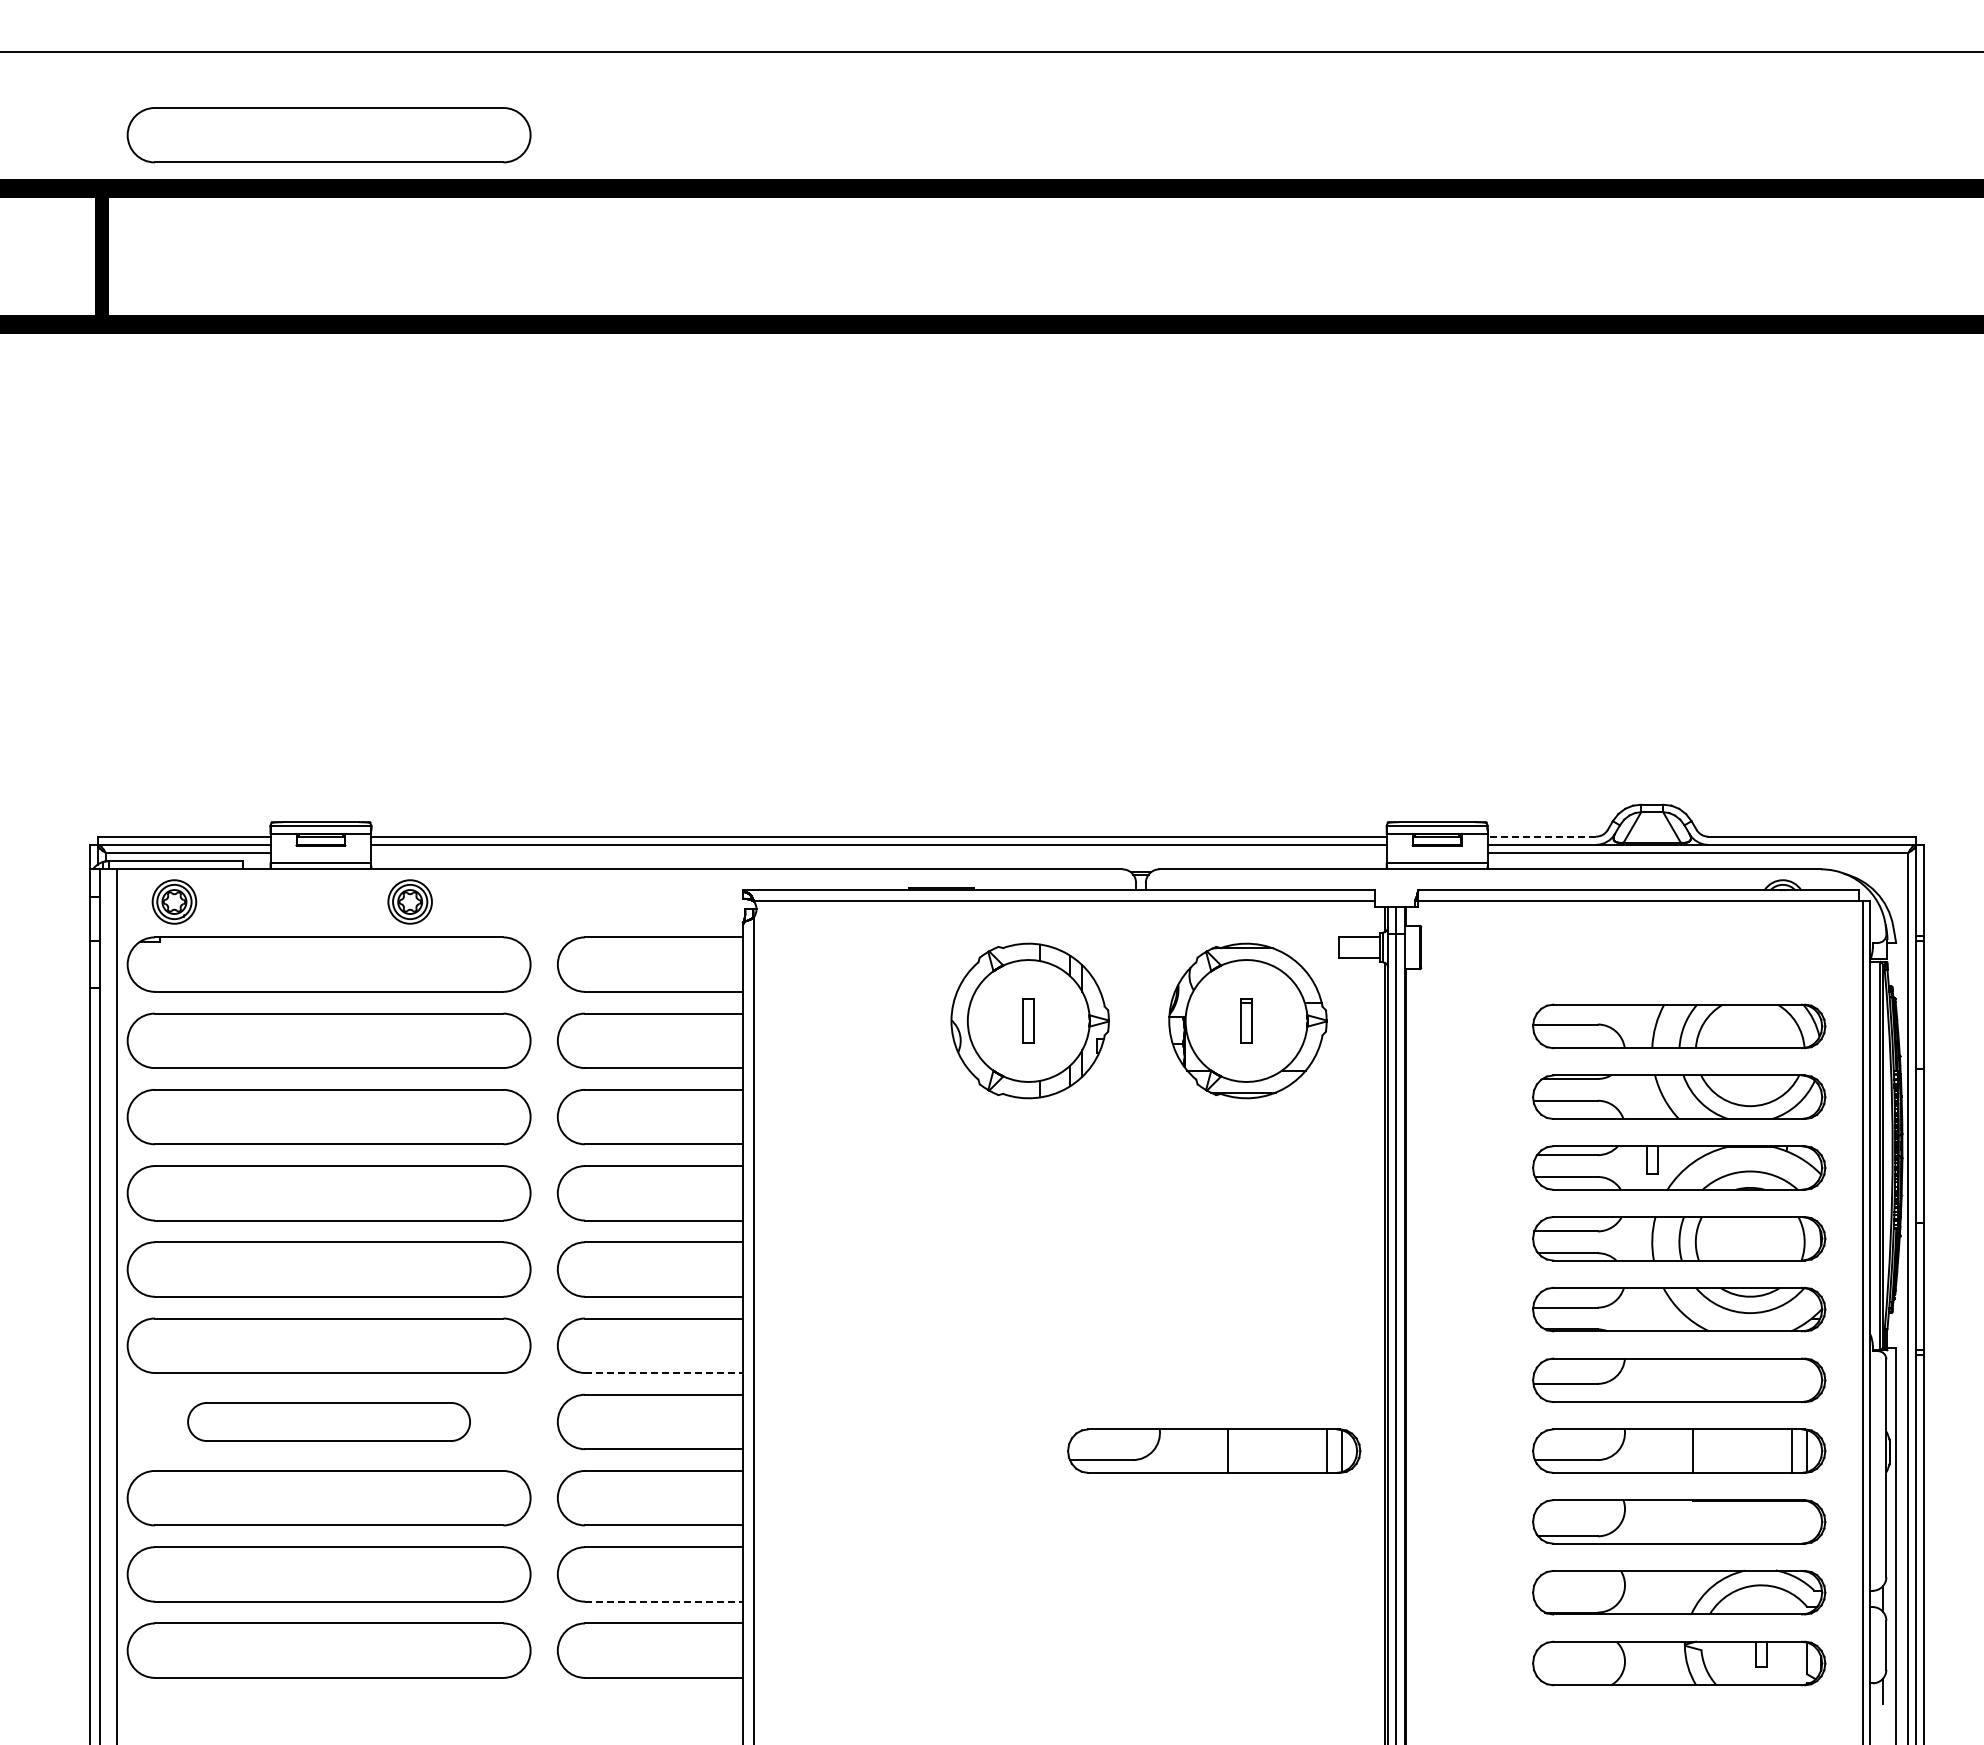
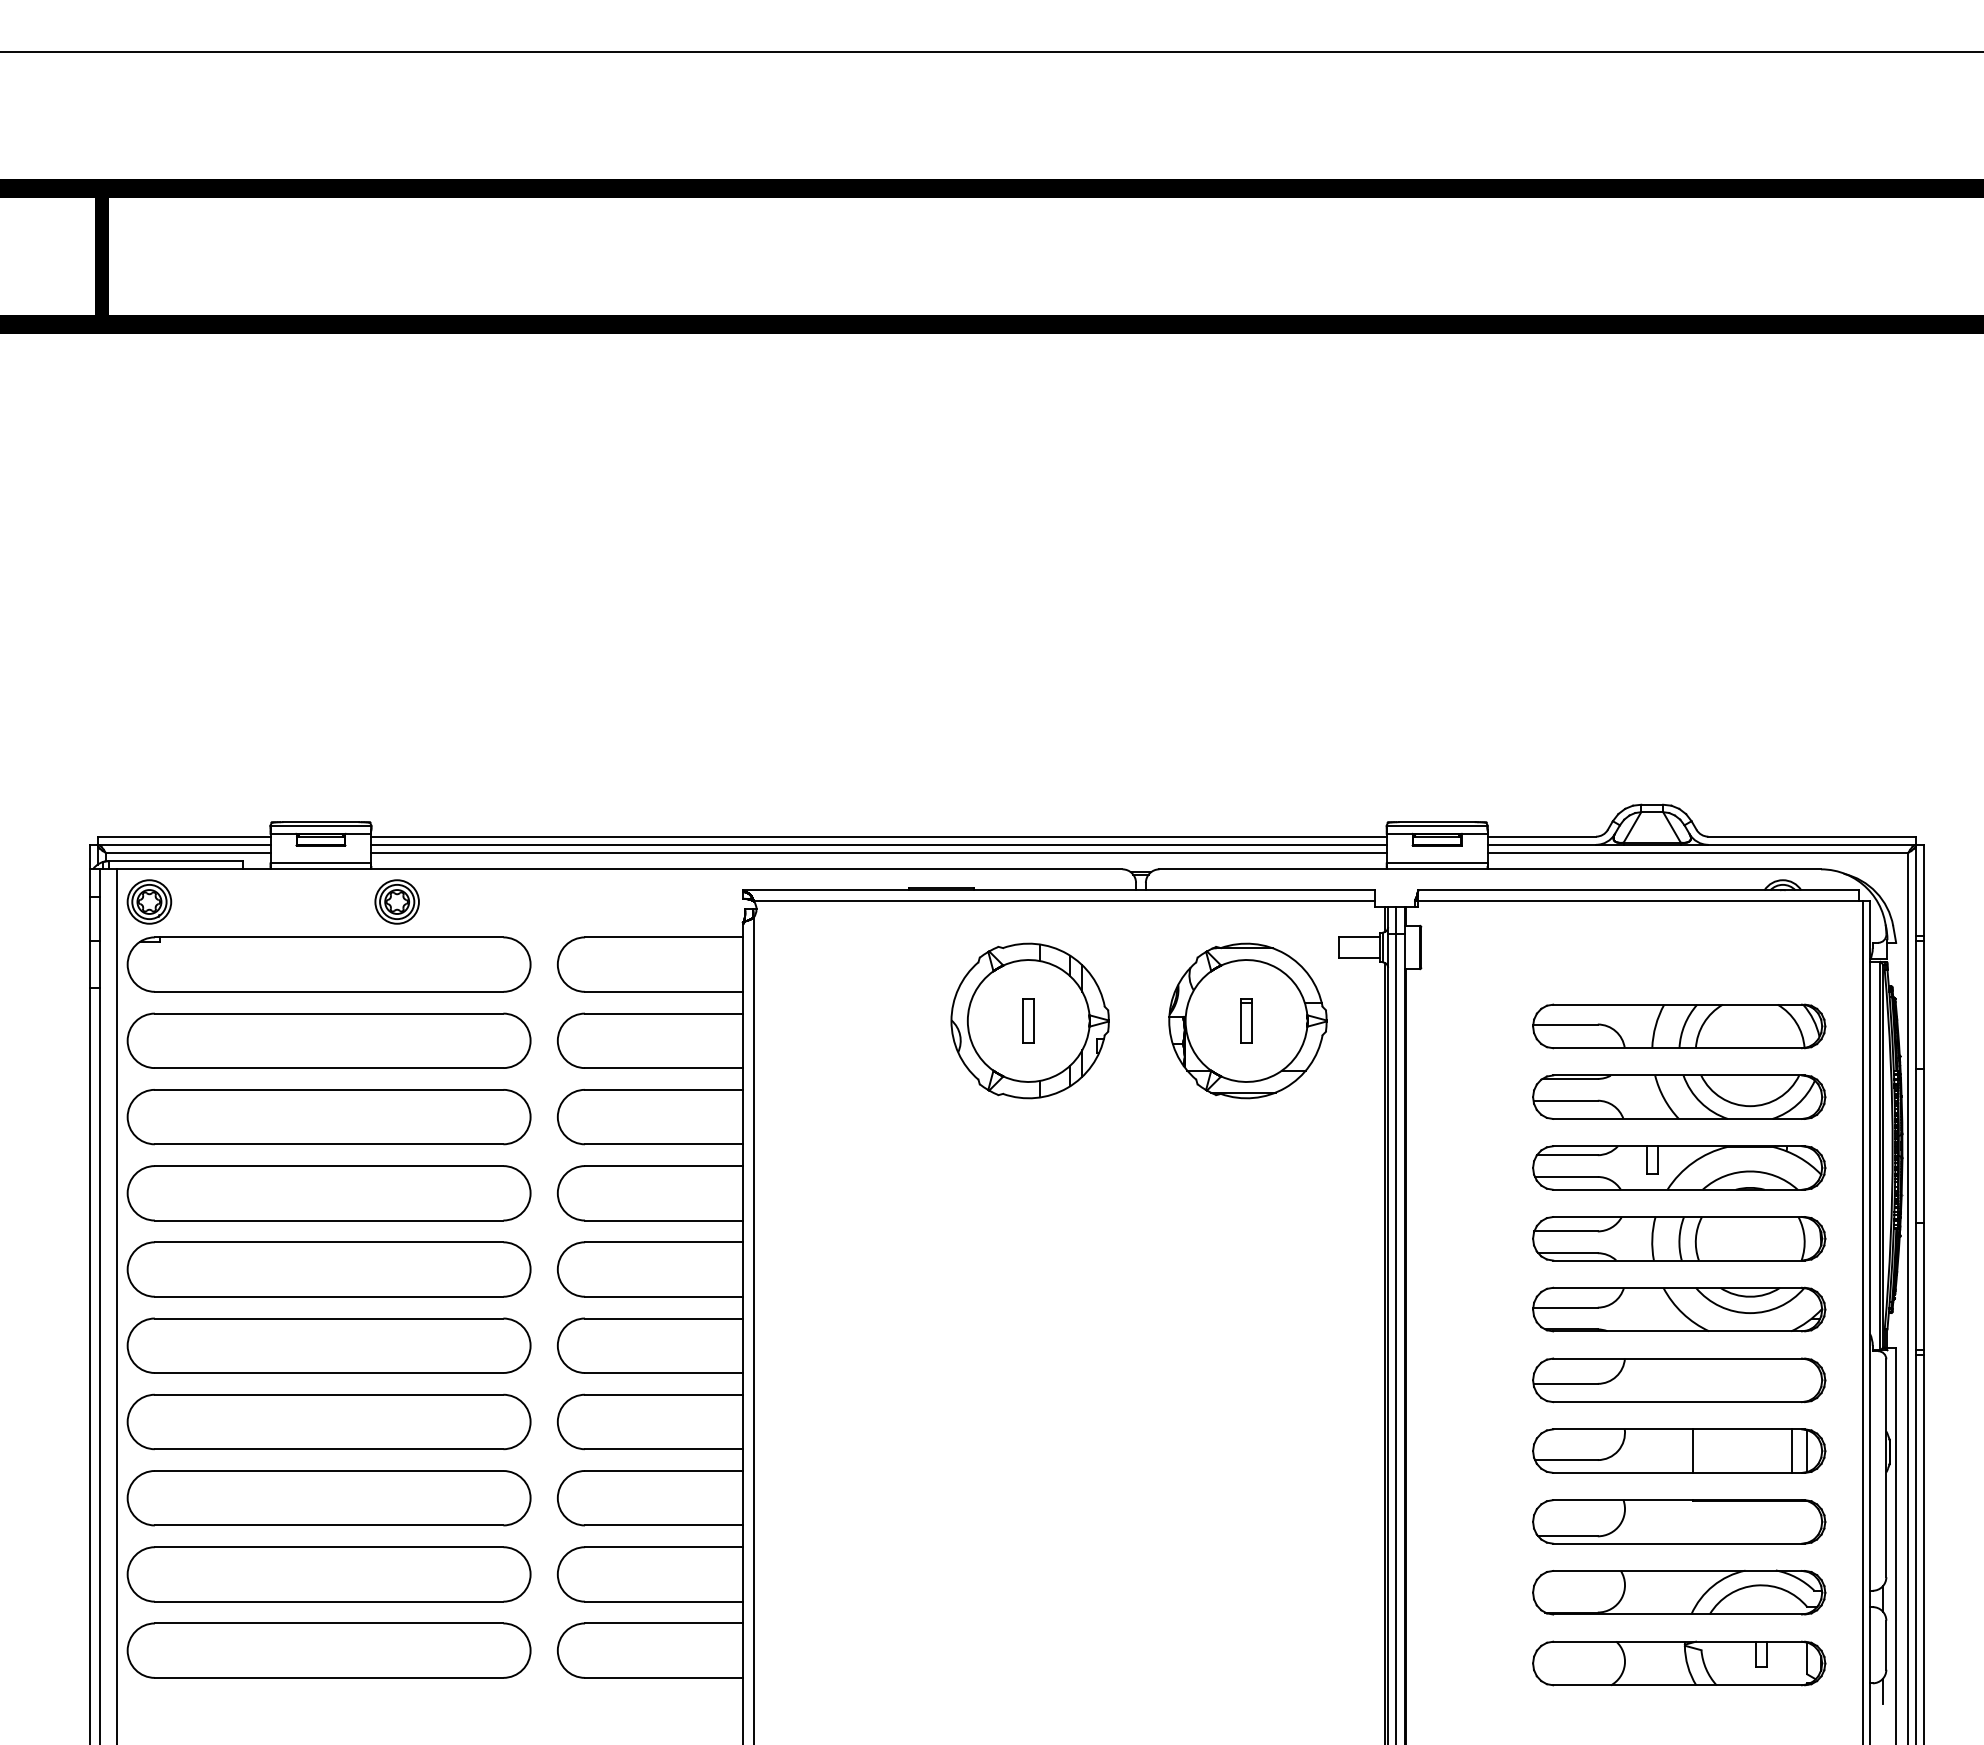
part: present -> none (328, 135)
line: dashed -> solid (1541, 836)
line: none -> present (878, 853)
part position: (174, 901) -> (149, 901) (149, 901)
part position: (409, 901) -> (396, 901) (396, 901)
line: dashed -> solid (663, 1372)
part size: 284x40 px -> 406x58 px (328, 1421)
part: present -> none (1214, 1450)
line: dashed -> solid (663, 1601)
